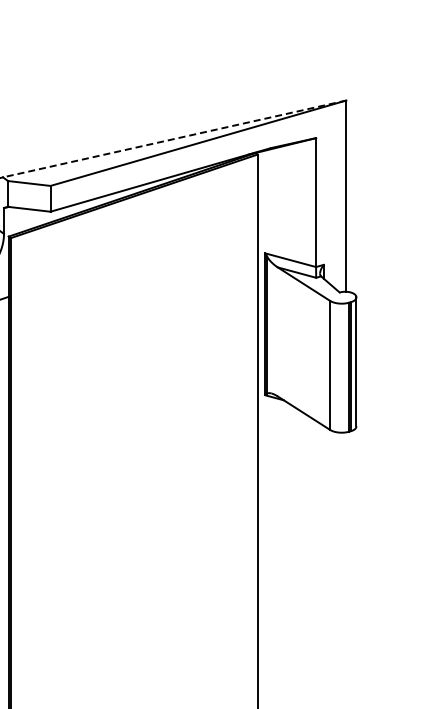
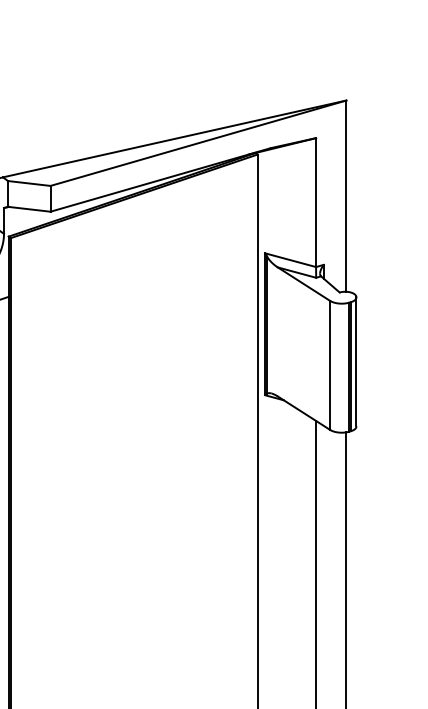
line: dashed -> solid (174, 138)
line: none -> present (316, 562)
line: none -> present (346, 568)
